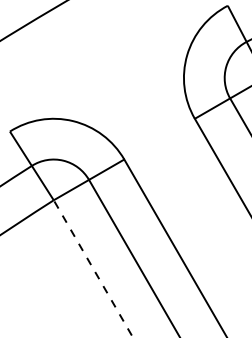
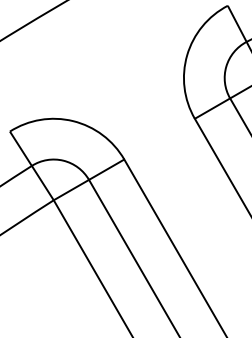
line: dashed -> solid (93, 268)
